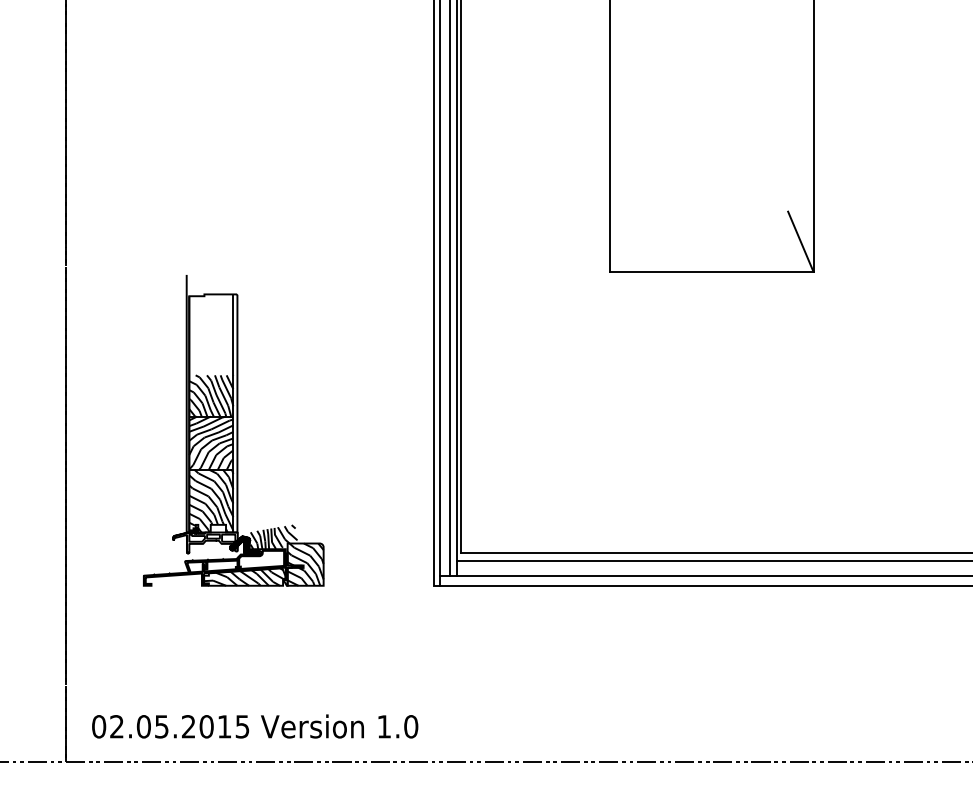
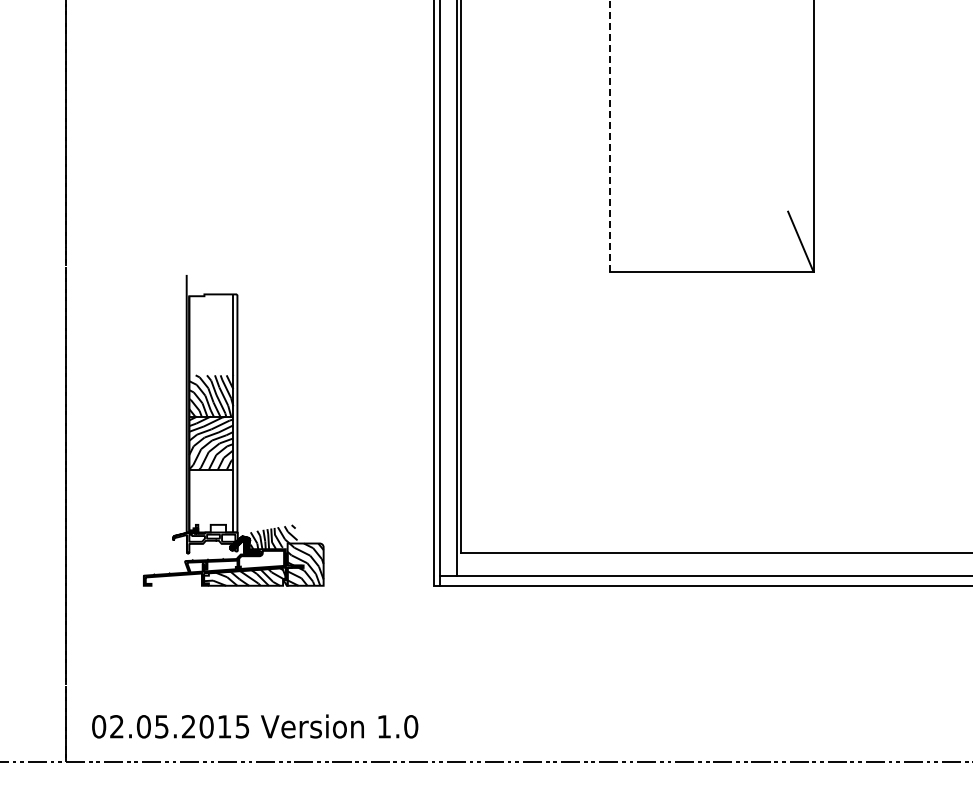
line: solid -> dashed (610, 135)
line: present -> none (449, 288)
hatch: present -> none (211, 500)
line: present -> none (713, 561)
